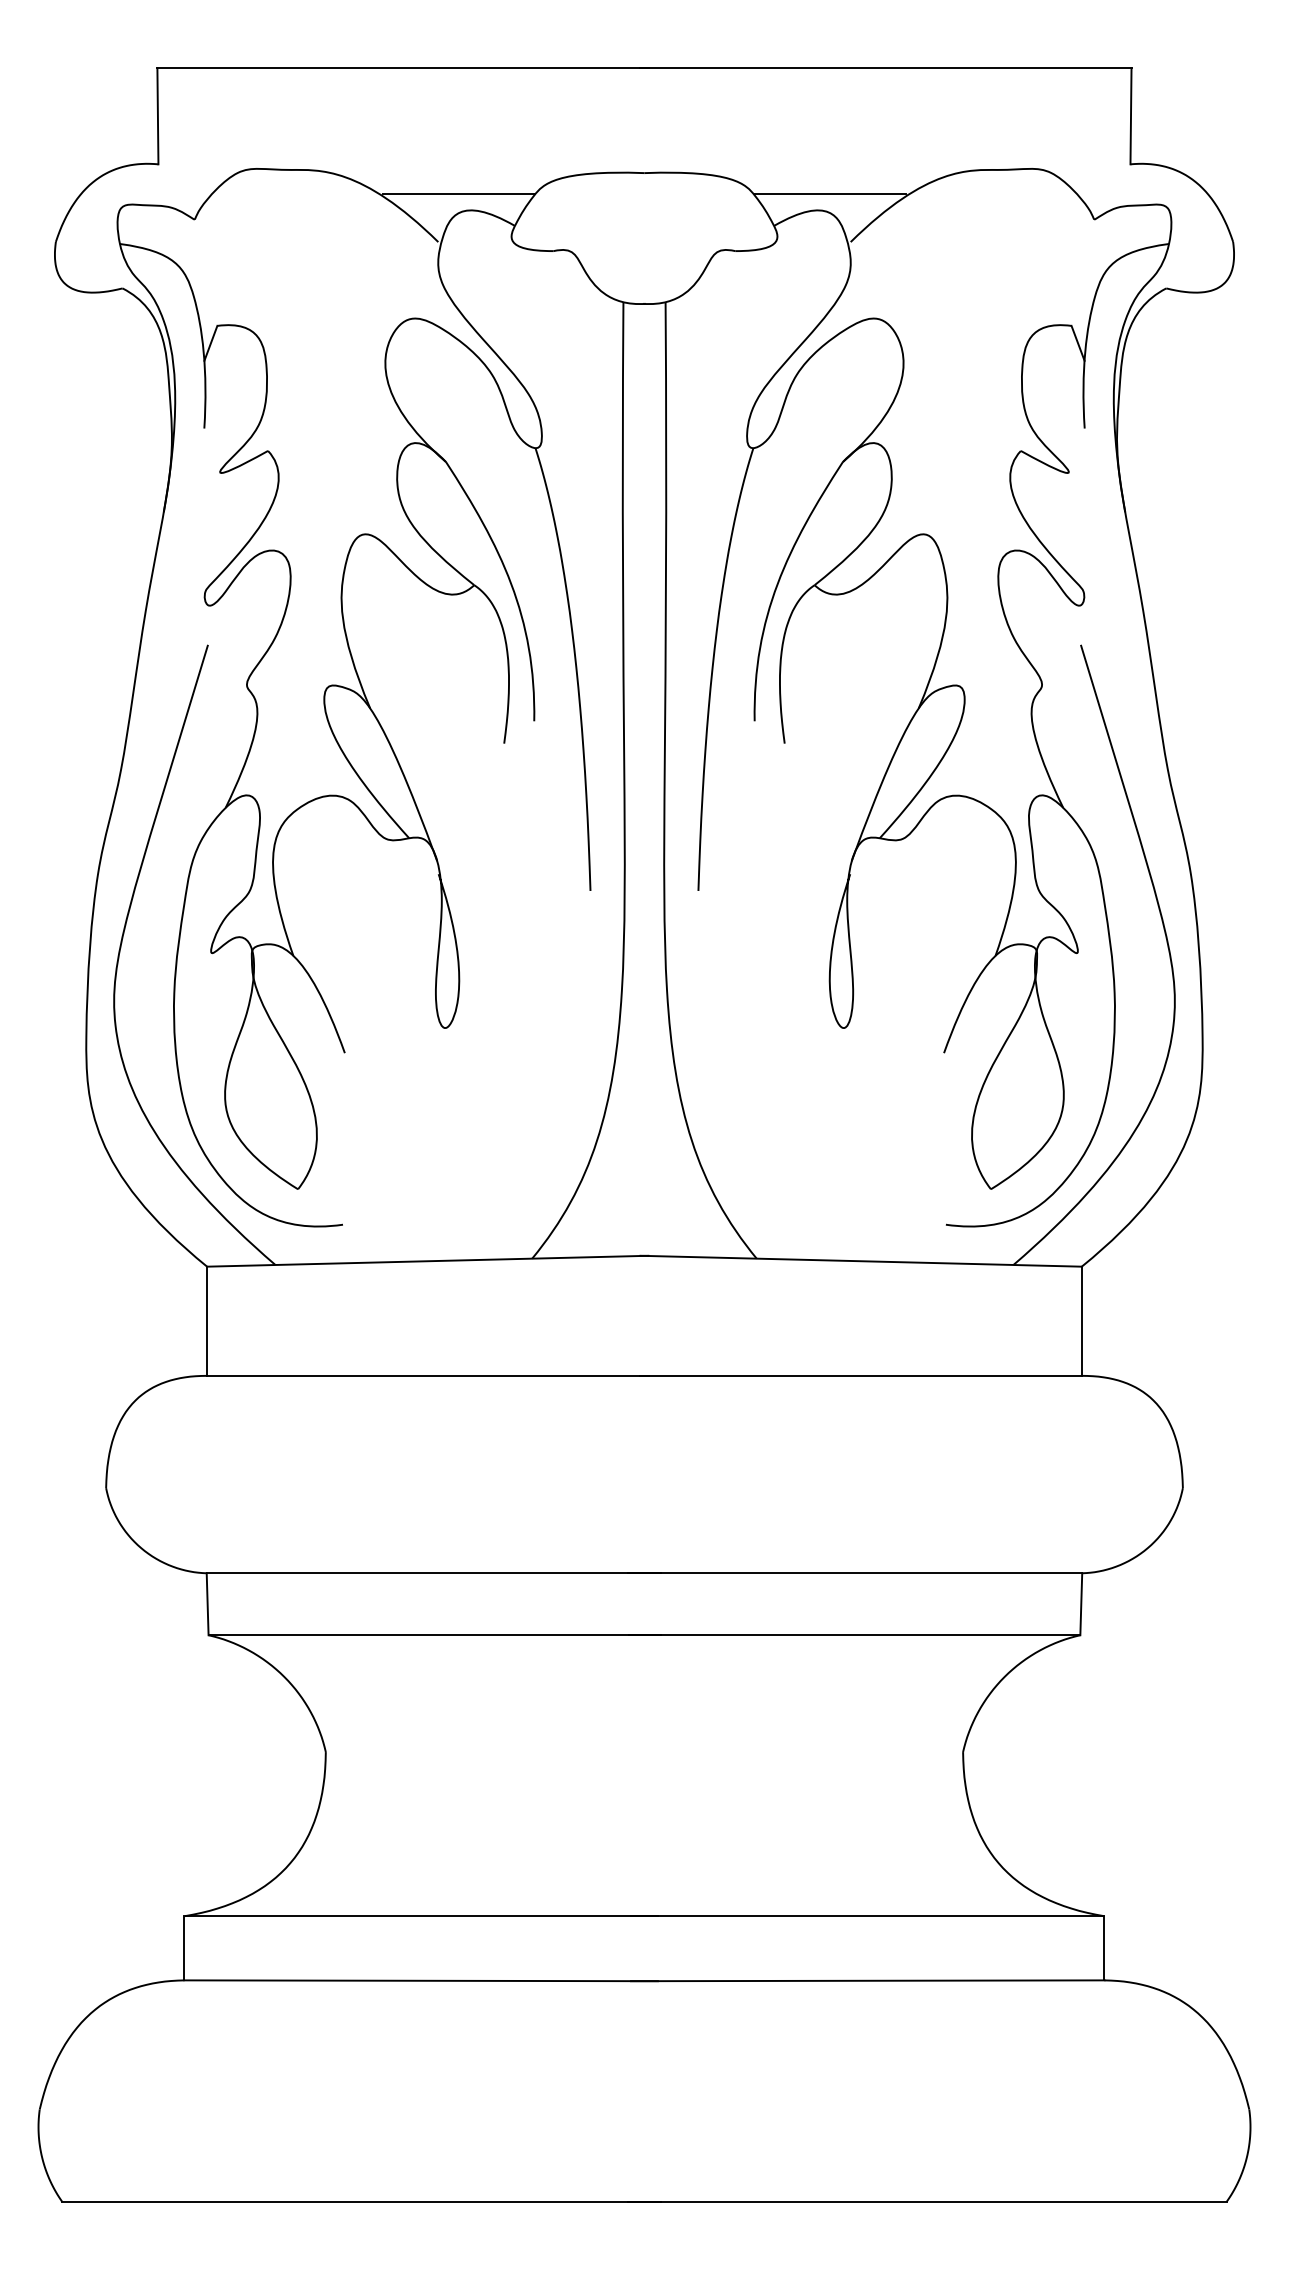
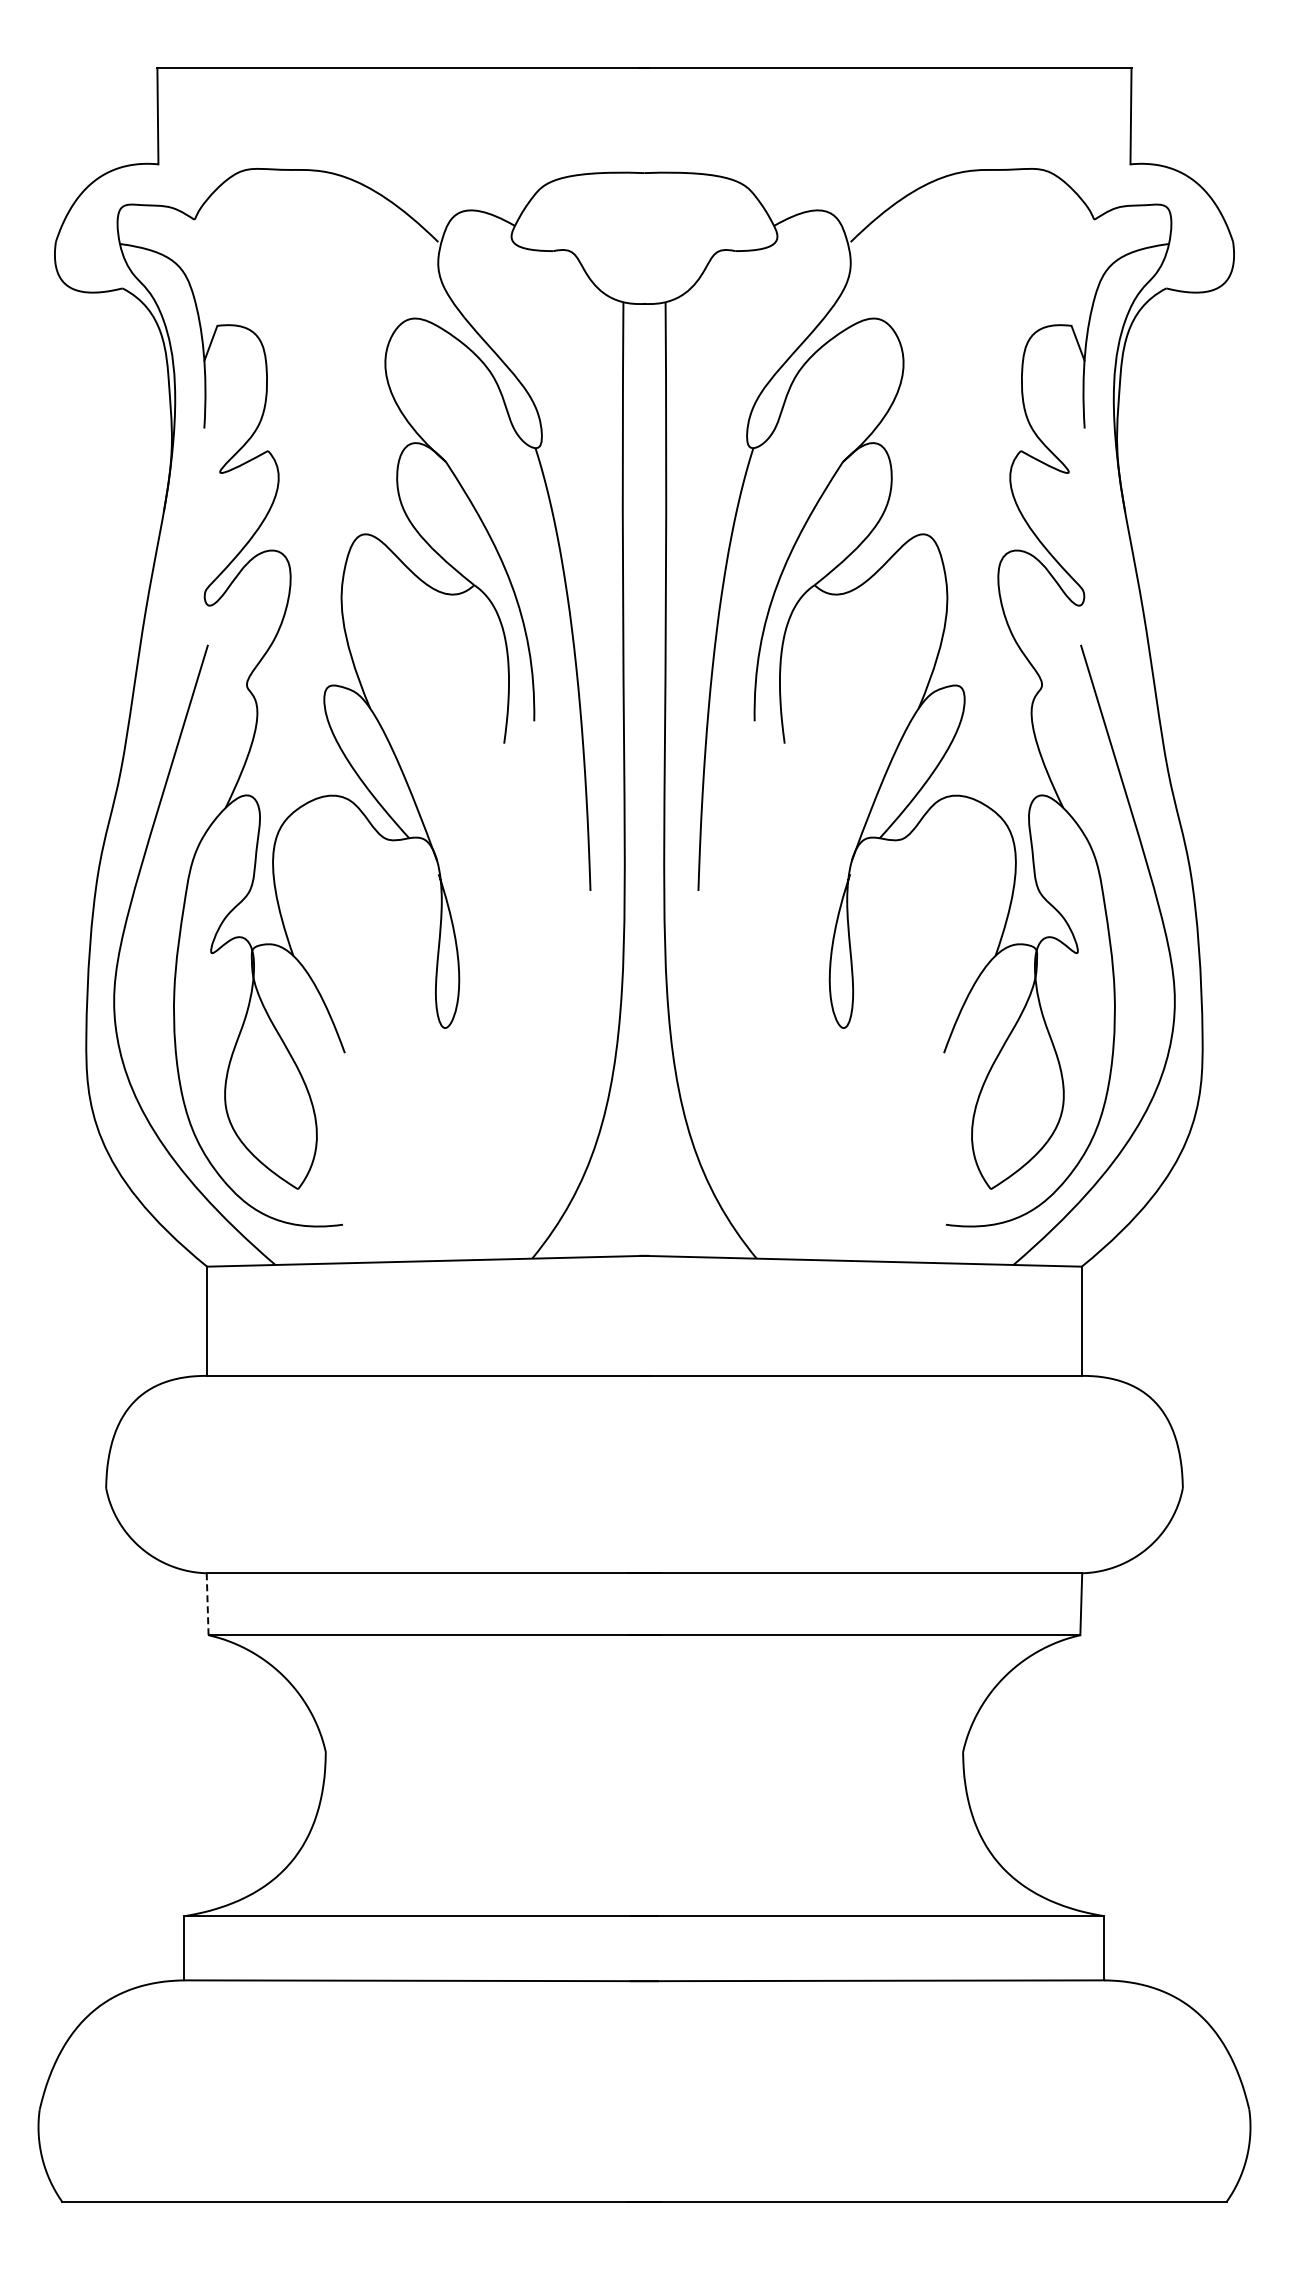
line: present -> none (459, 194)
line: present -> none (829, 194)
line: solid -> dashed (207, 1604)
